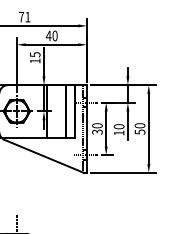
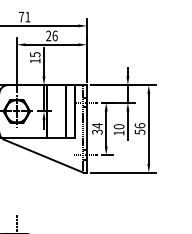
text: 40 -> 26 (51, 35)
text: 30 -> 34 (97, 125)
text: 50 -> 56 (139, 125)
